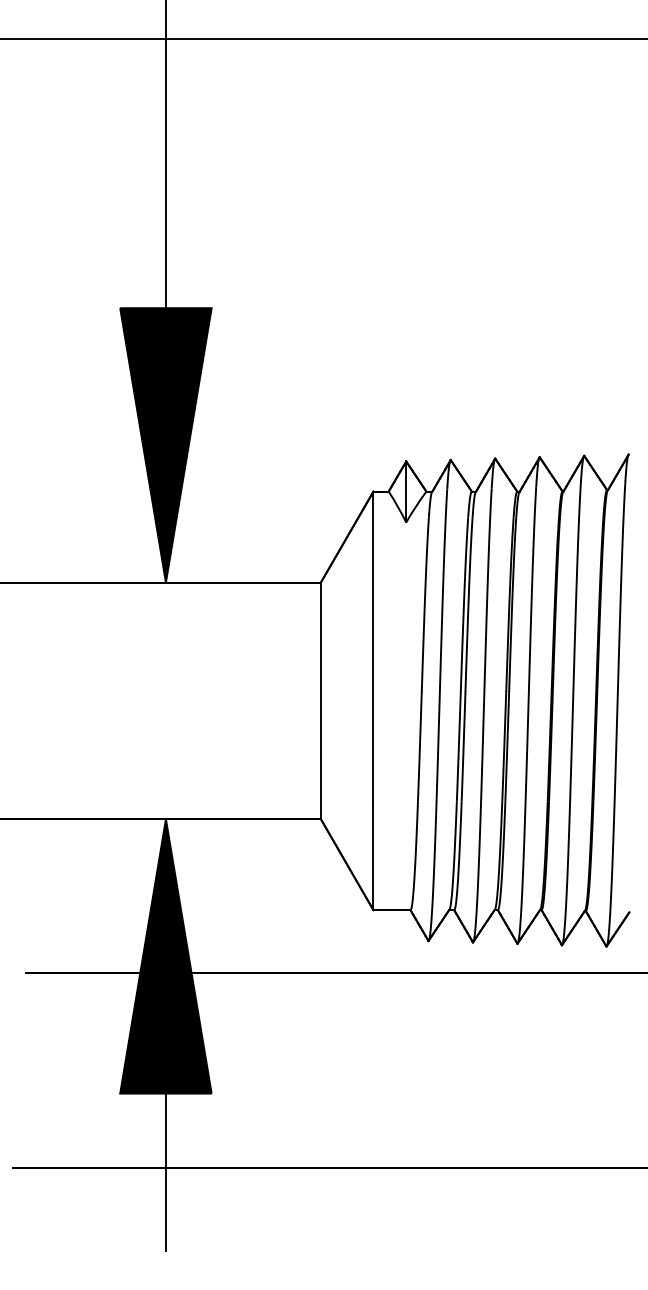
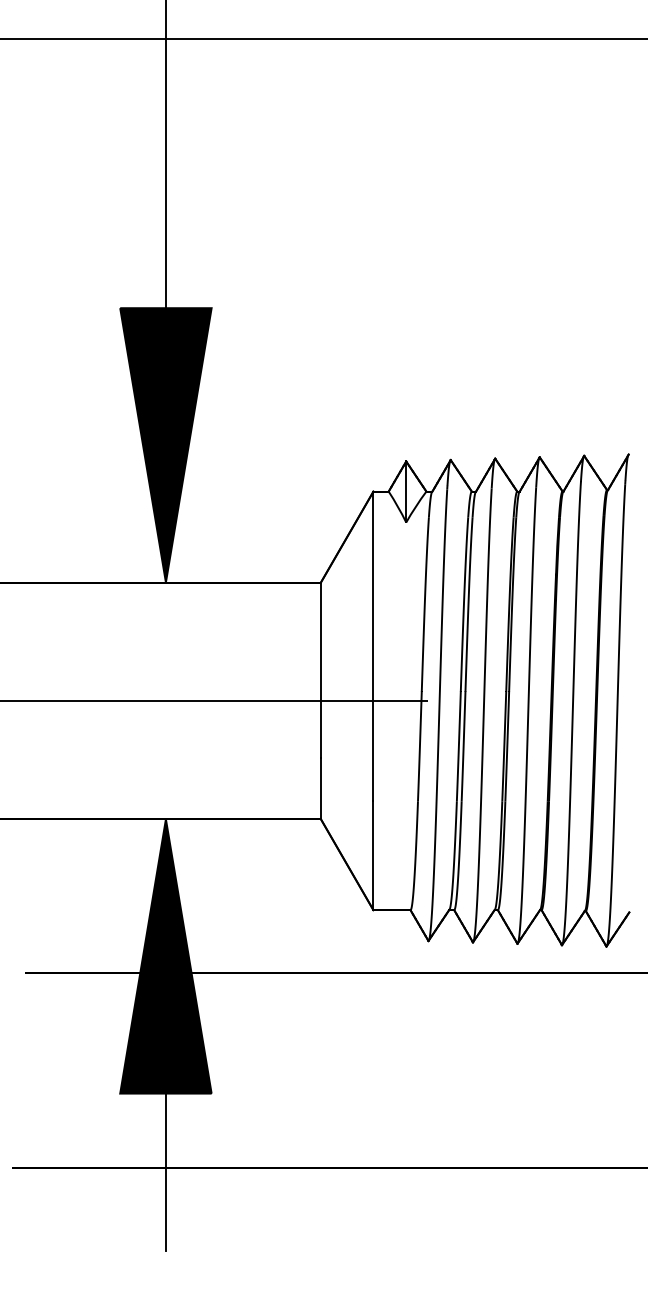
line: none -> present (215, 700)
